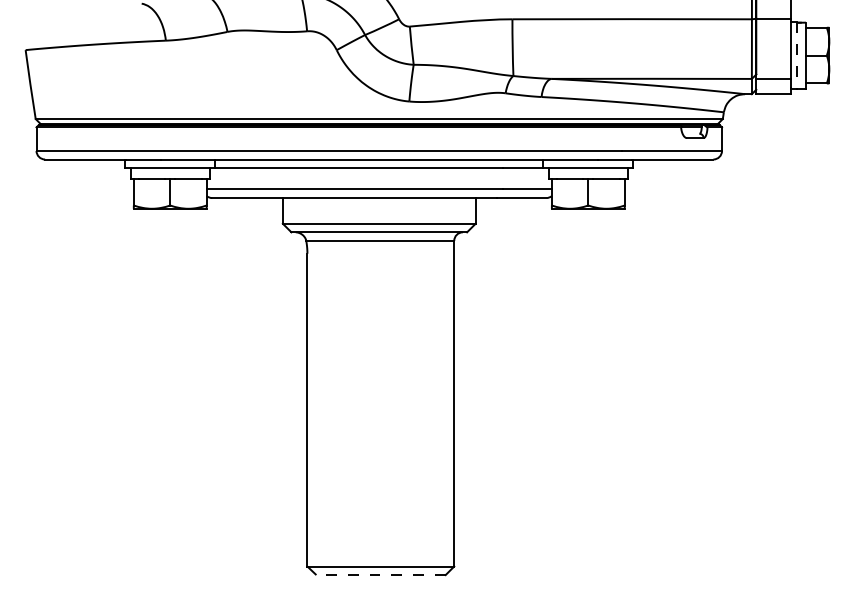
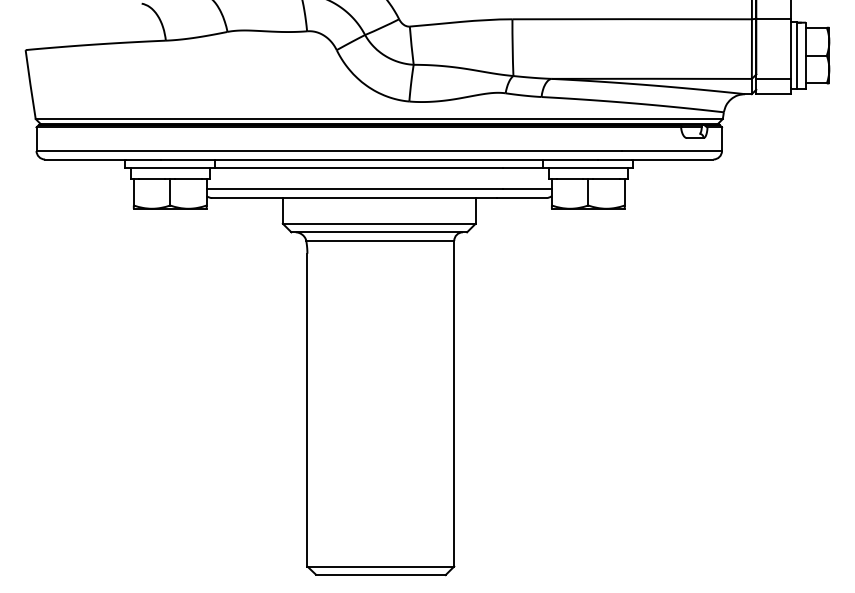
line: dashed -> solid (797, 56)
line: dashed -> solid (381, 575)
